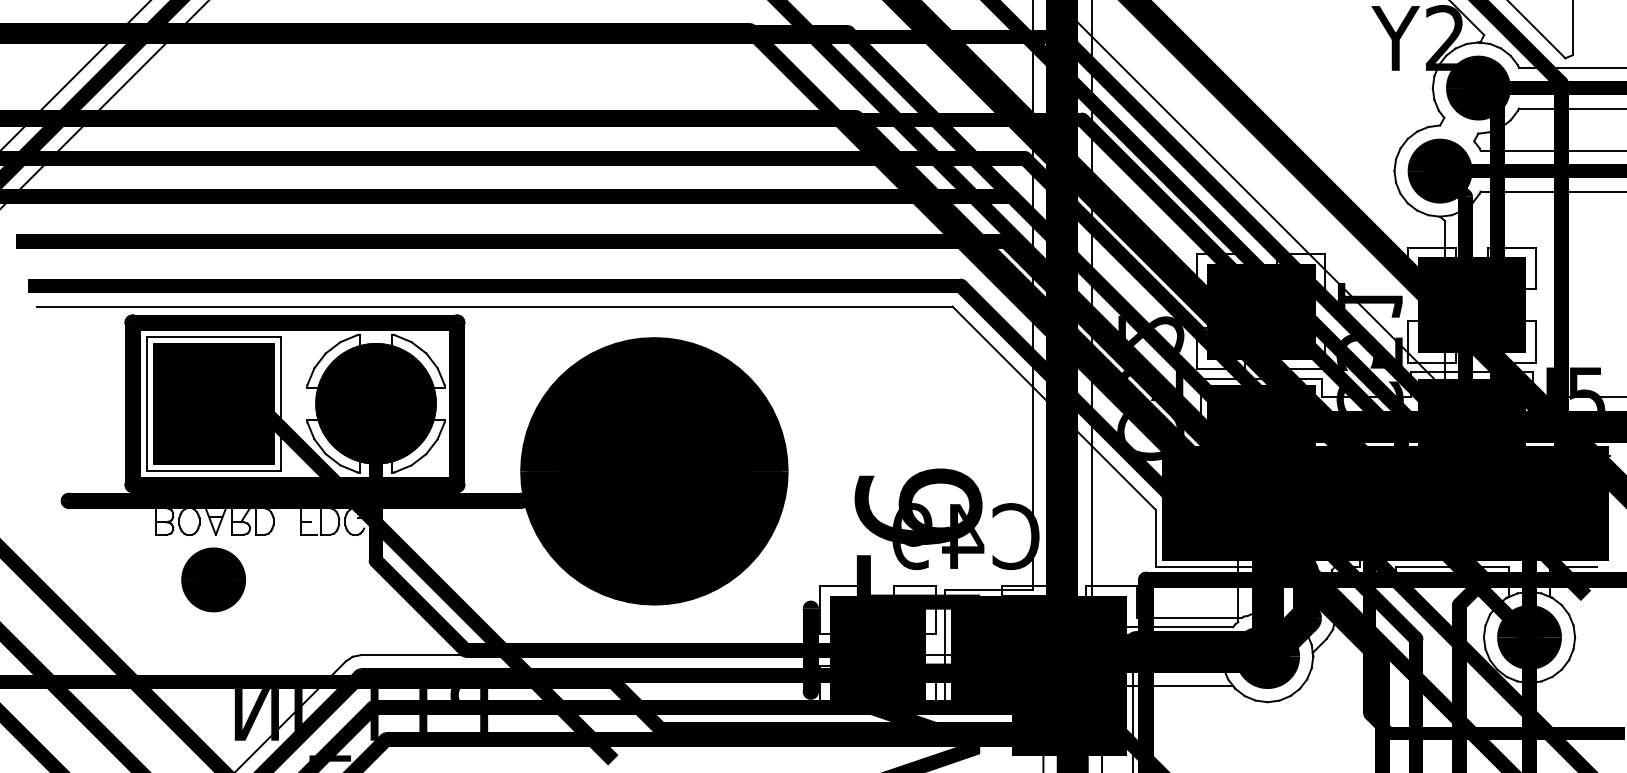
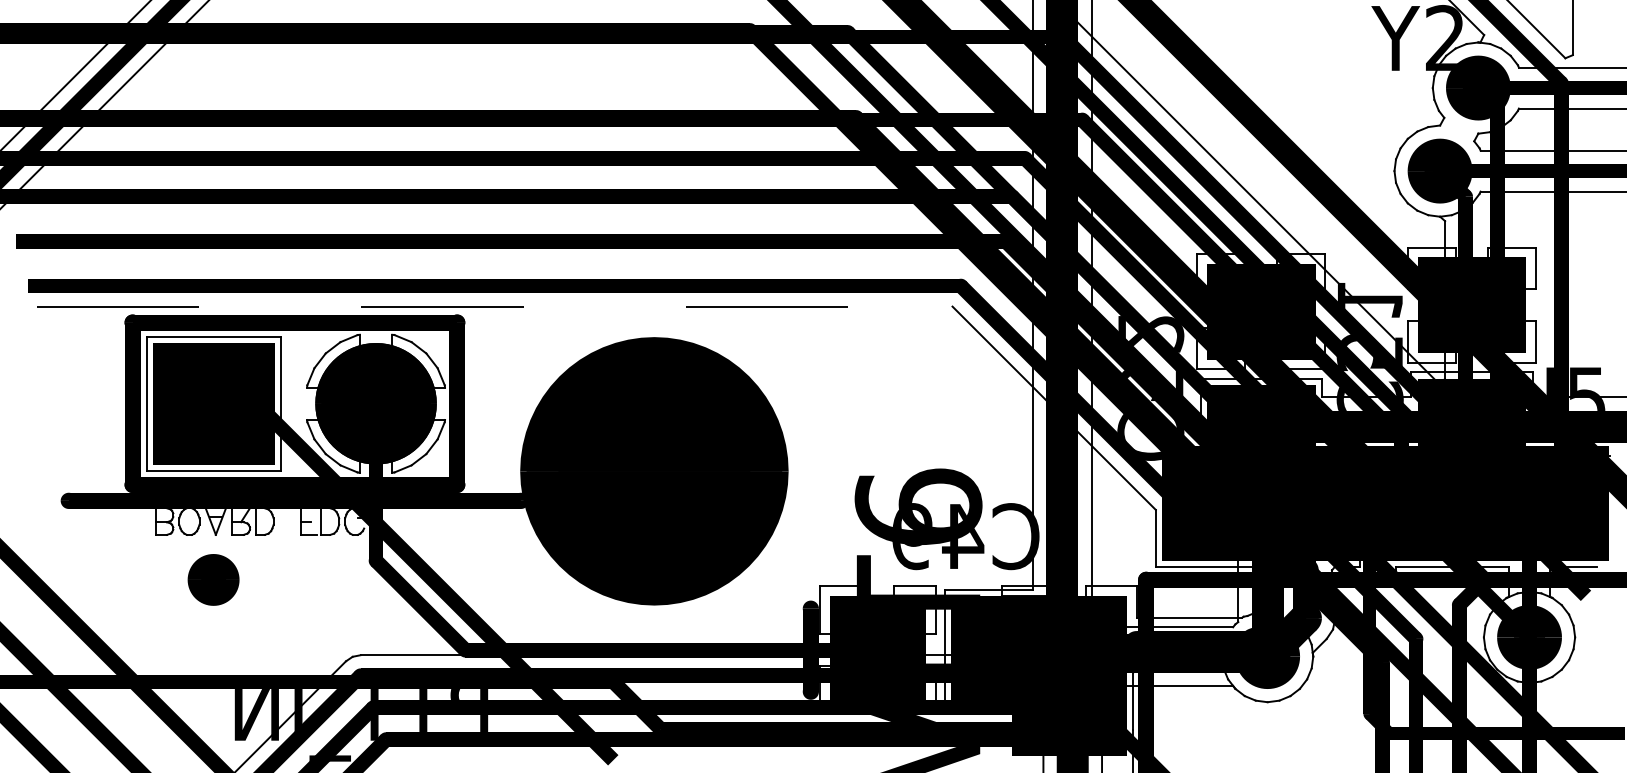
line: solid -> dashed (494, 306)
part size: 65x66 px -> 53x52 px (213, 579)
